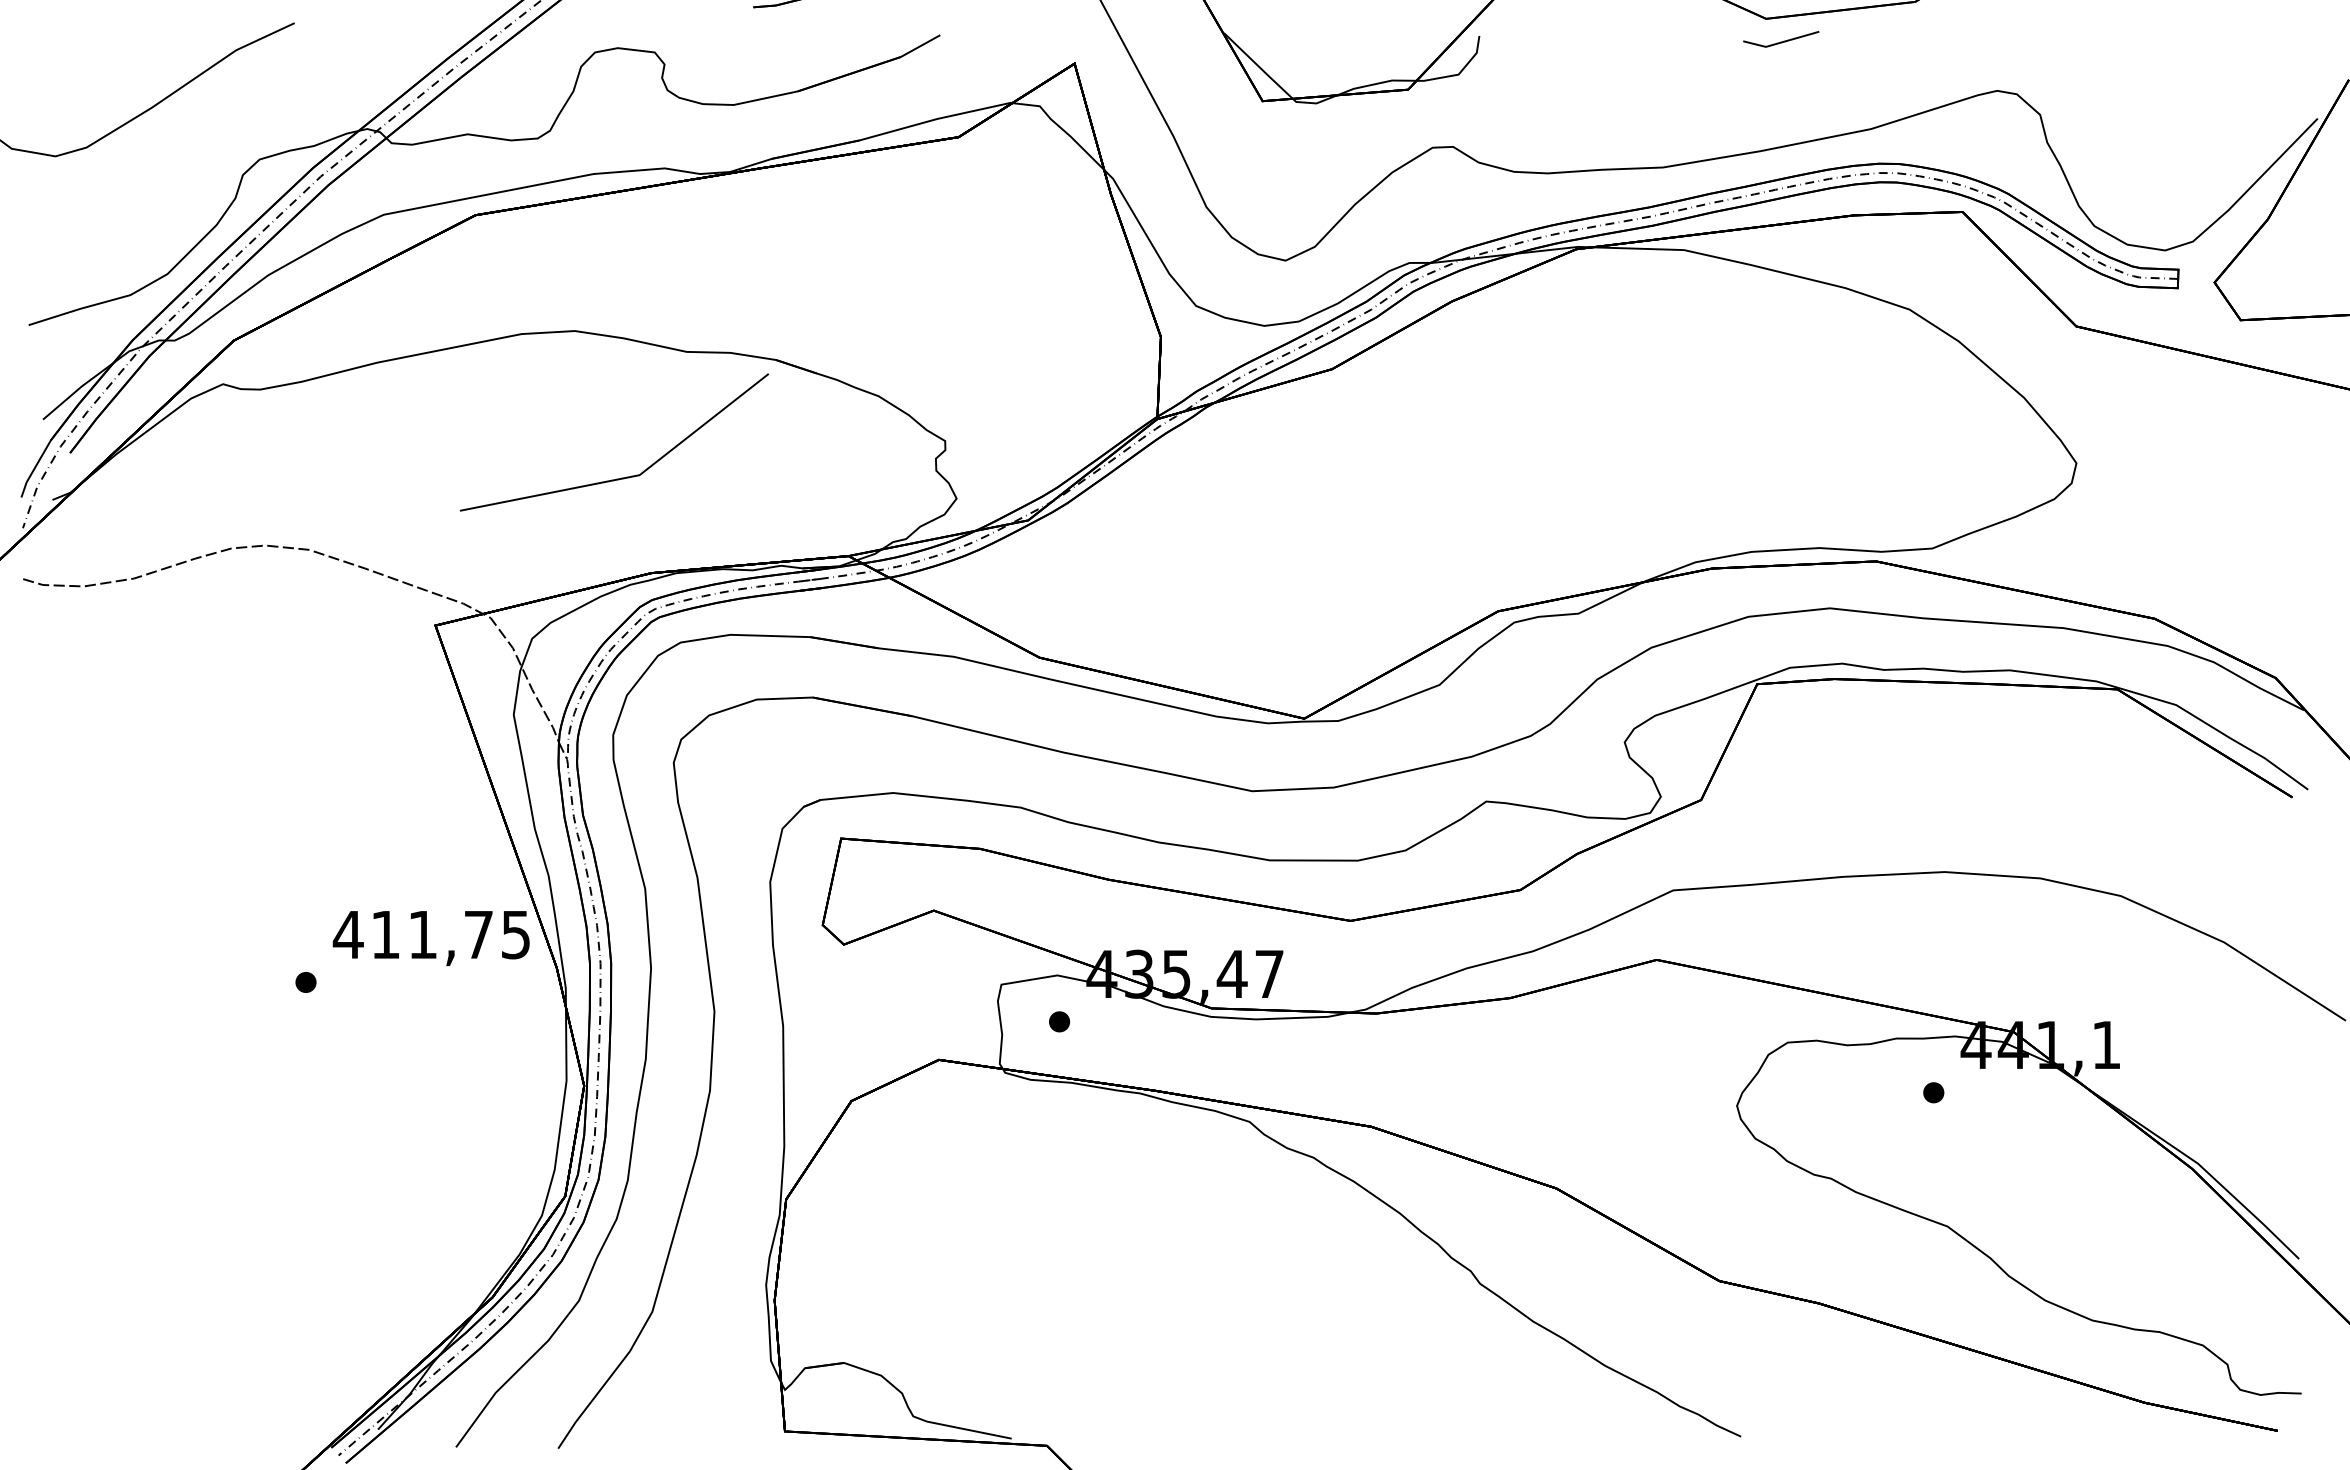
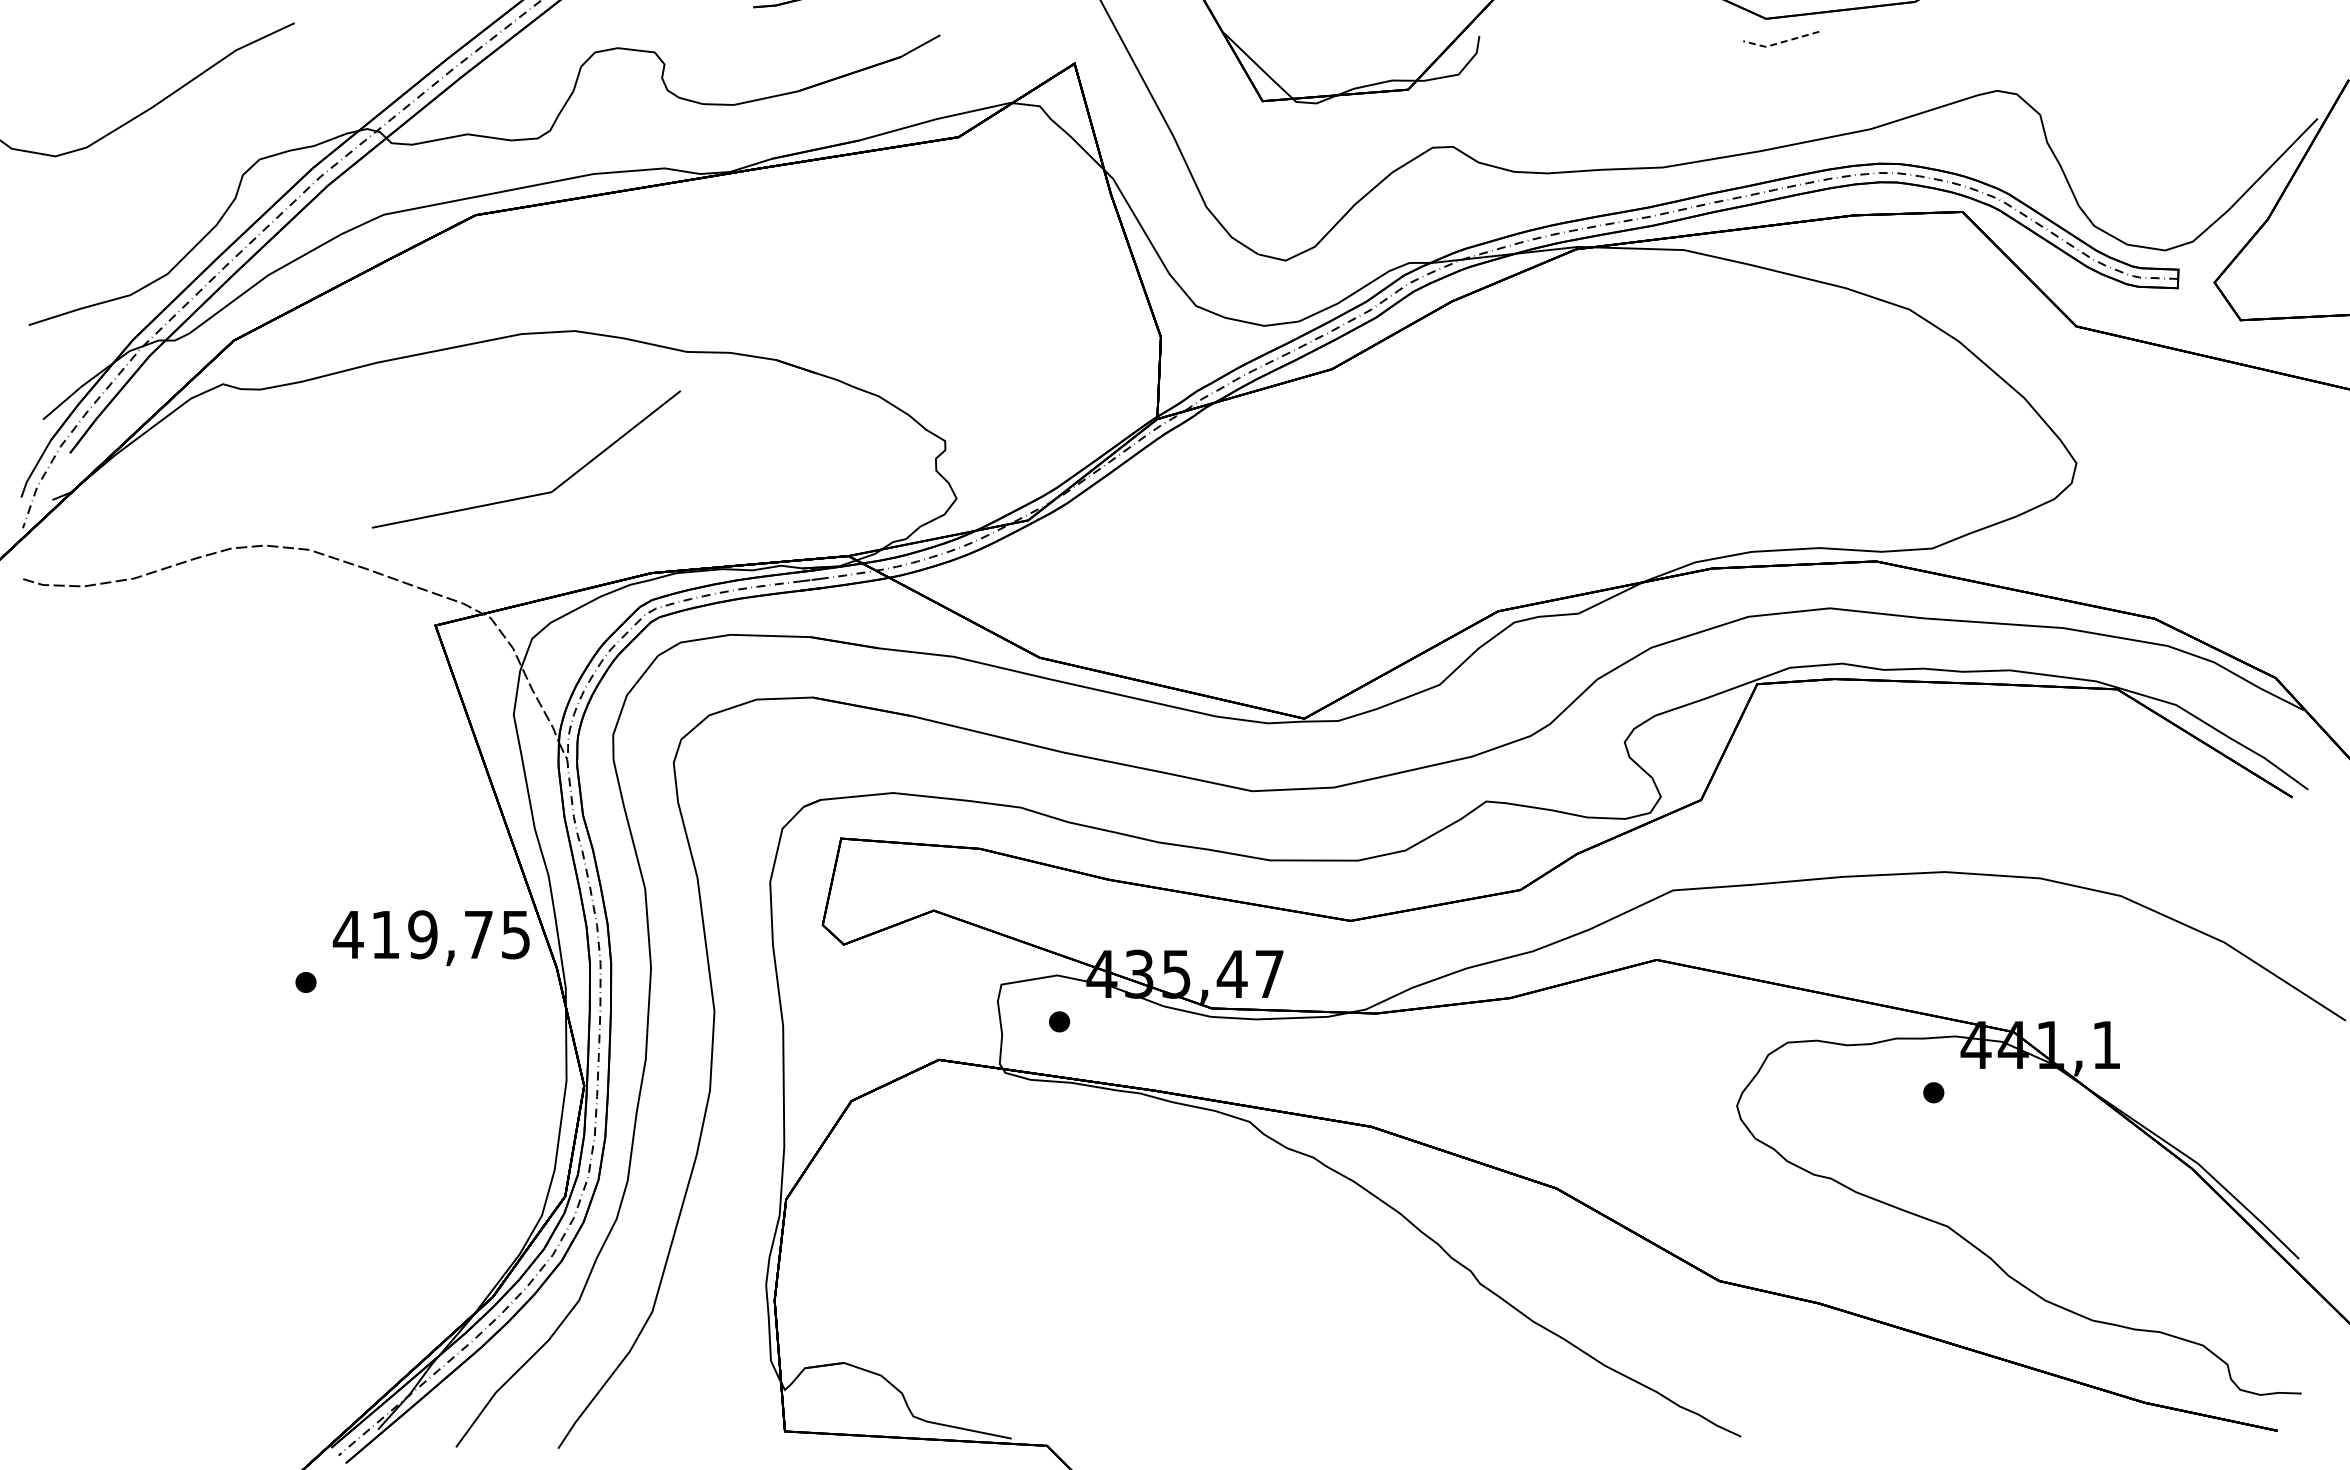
line: solid -> dashed (1780, 42)
line position: (621, 477) -> (533, 494) (533, 494)
text: 411,75 -> 419,75 (422, 934)
